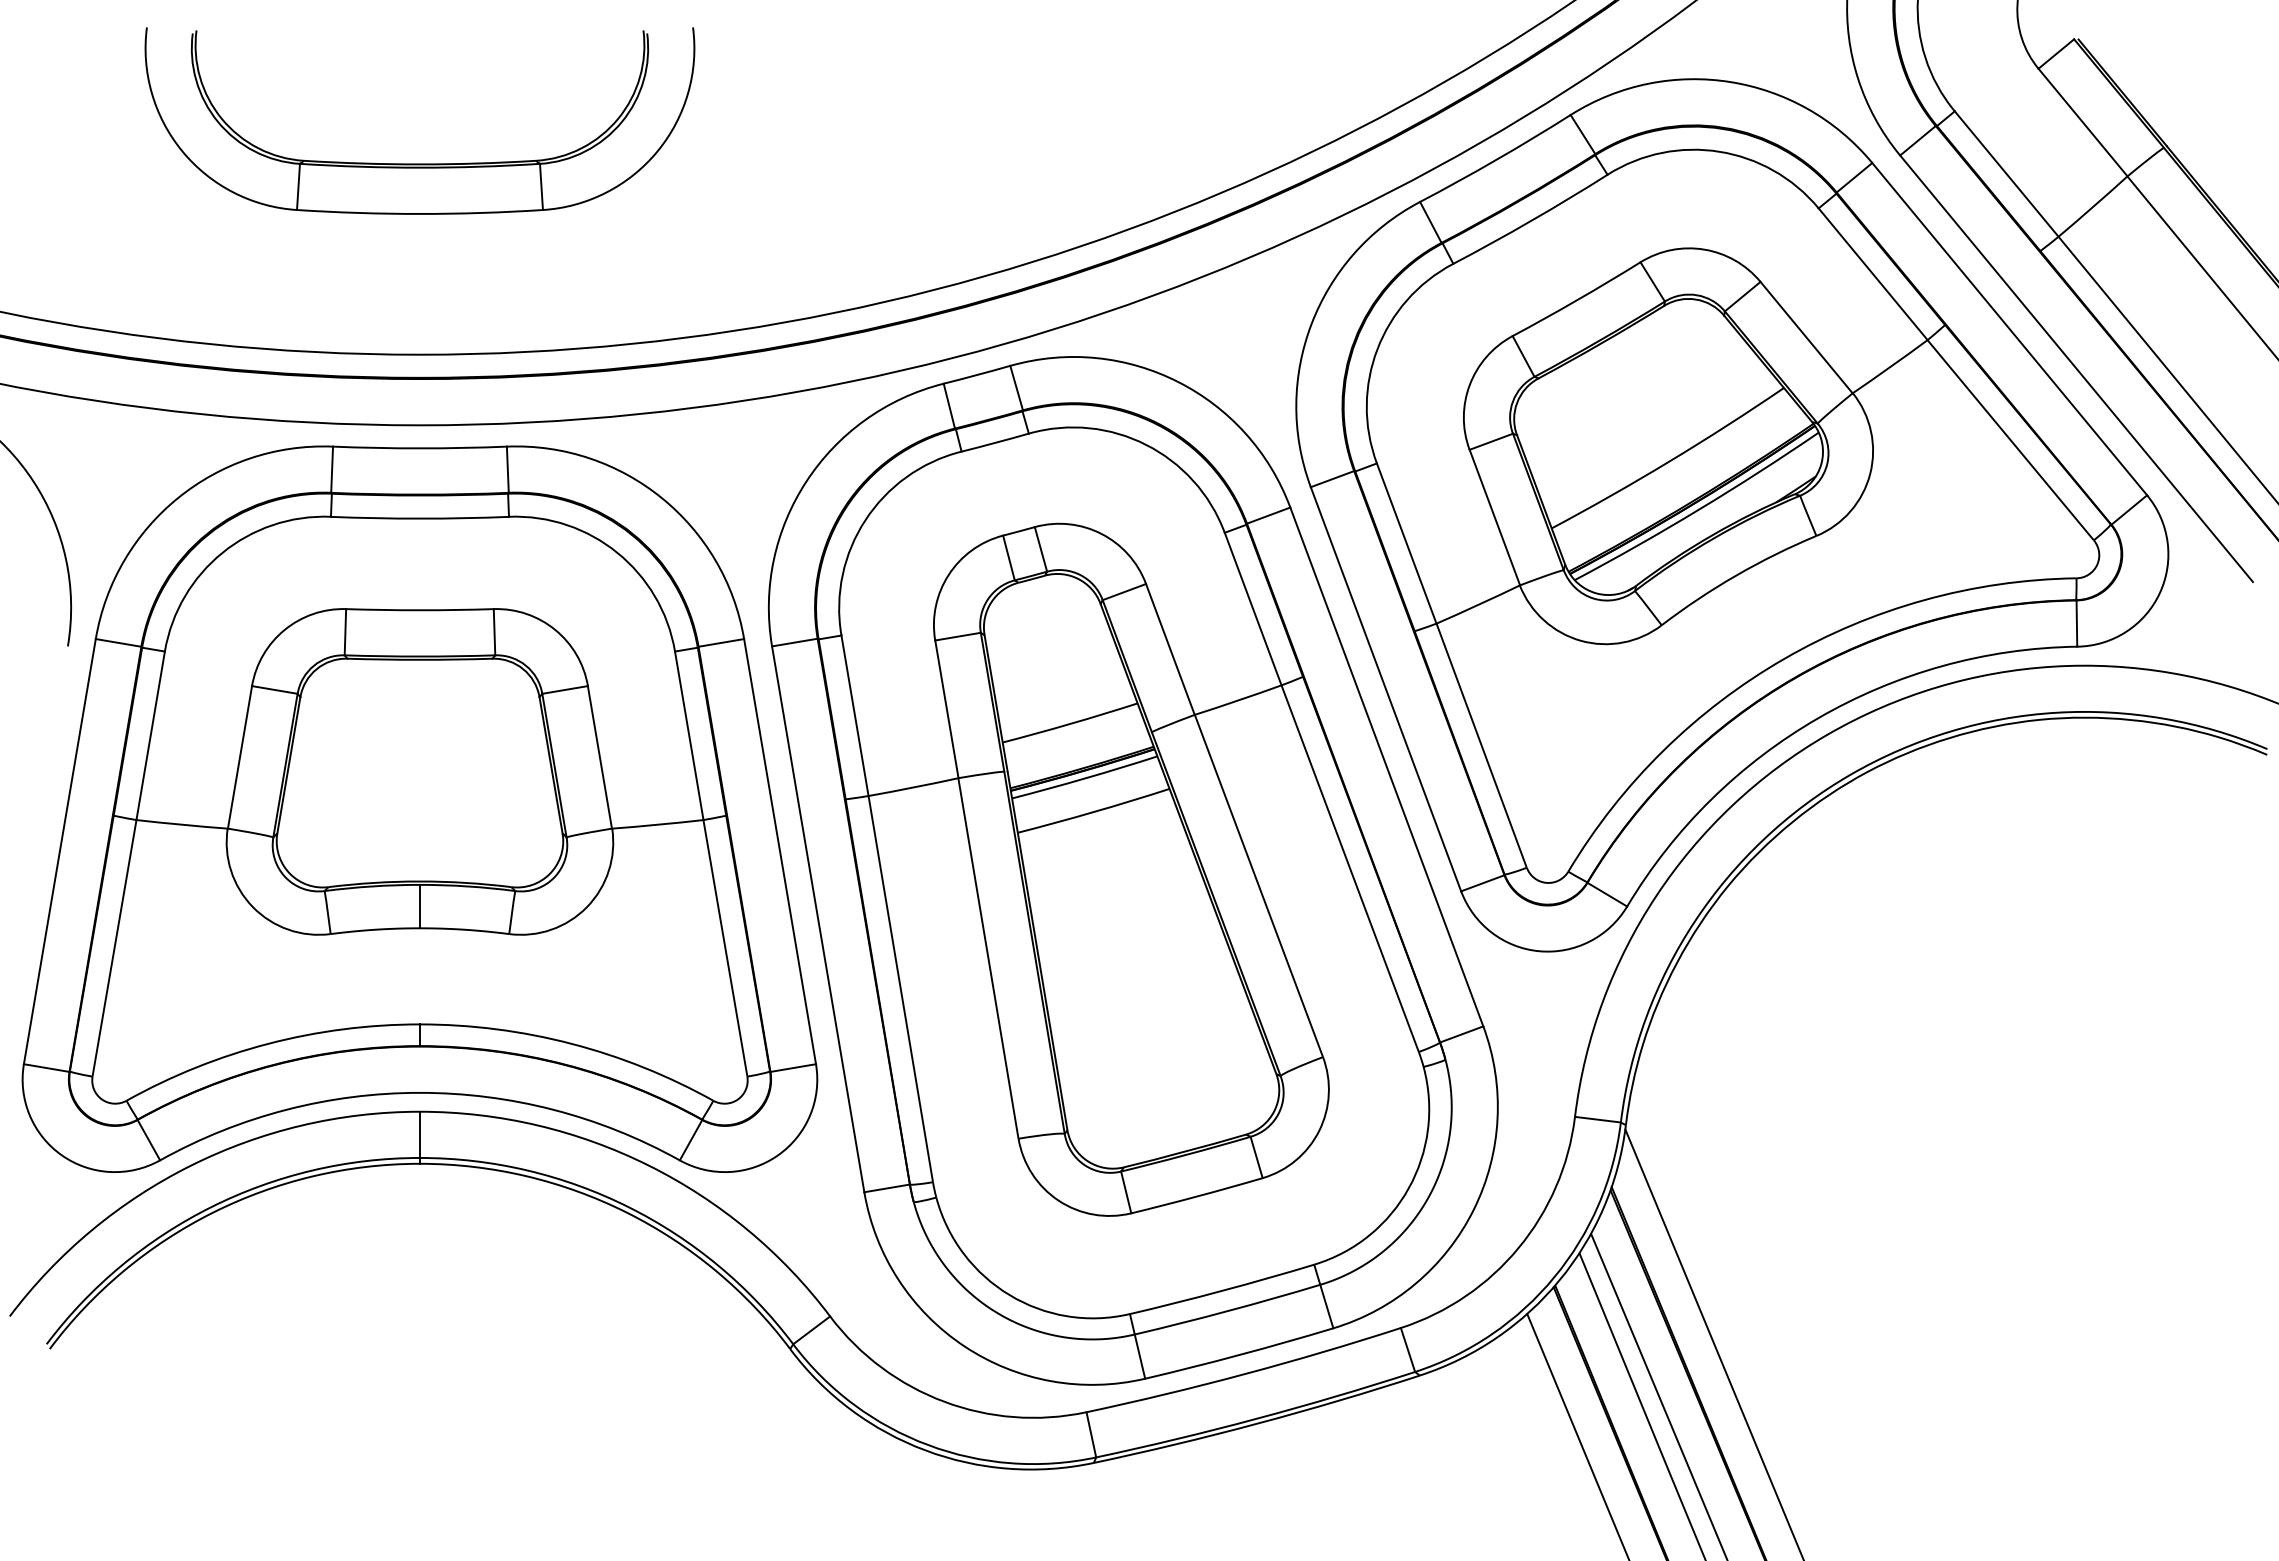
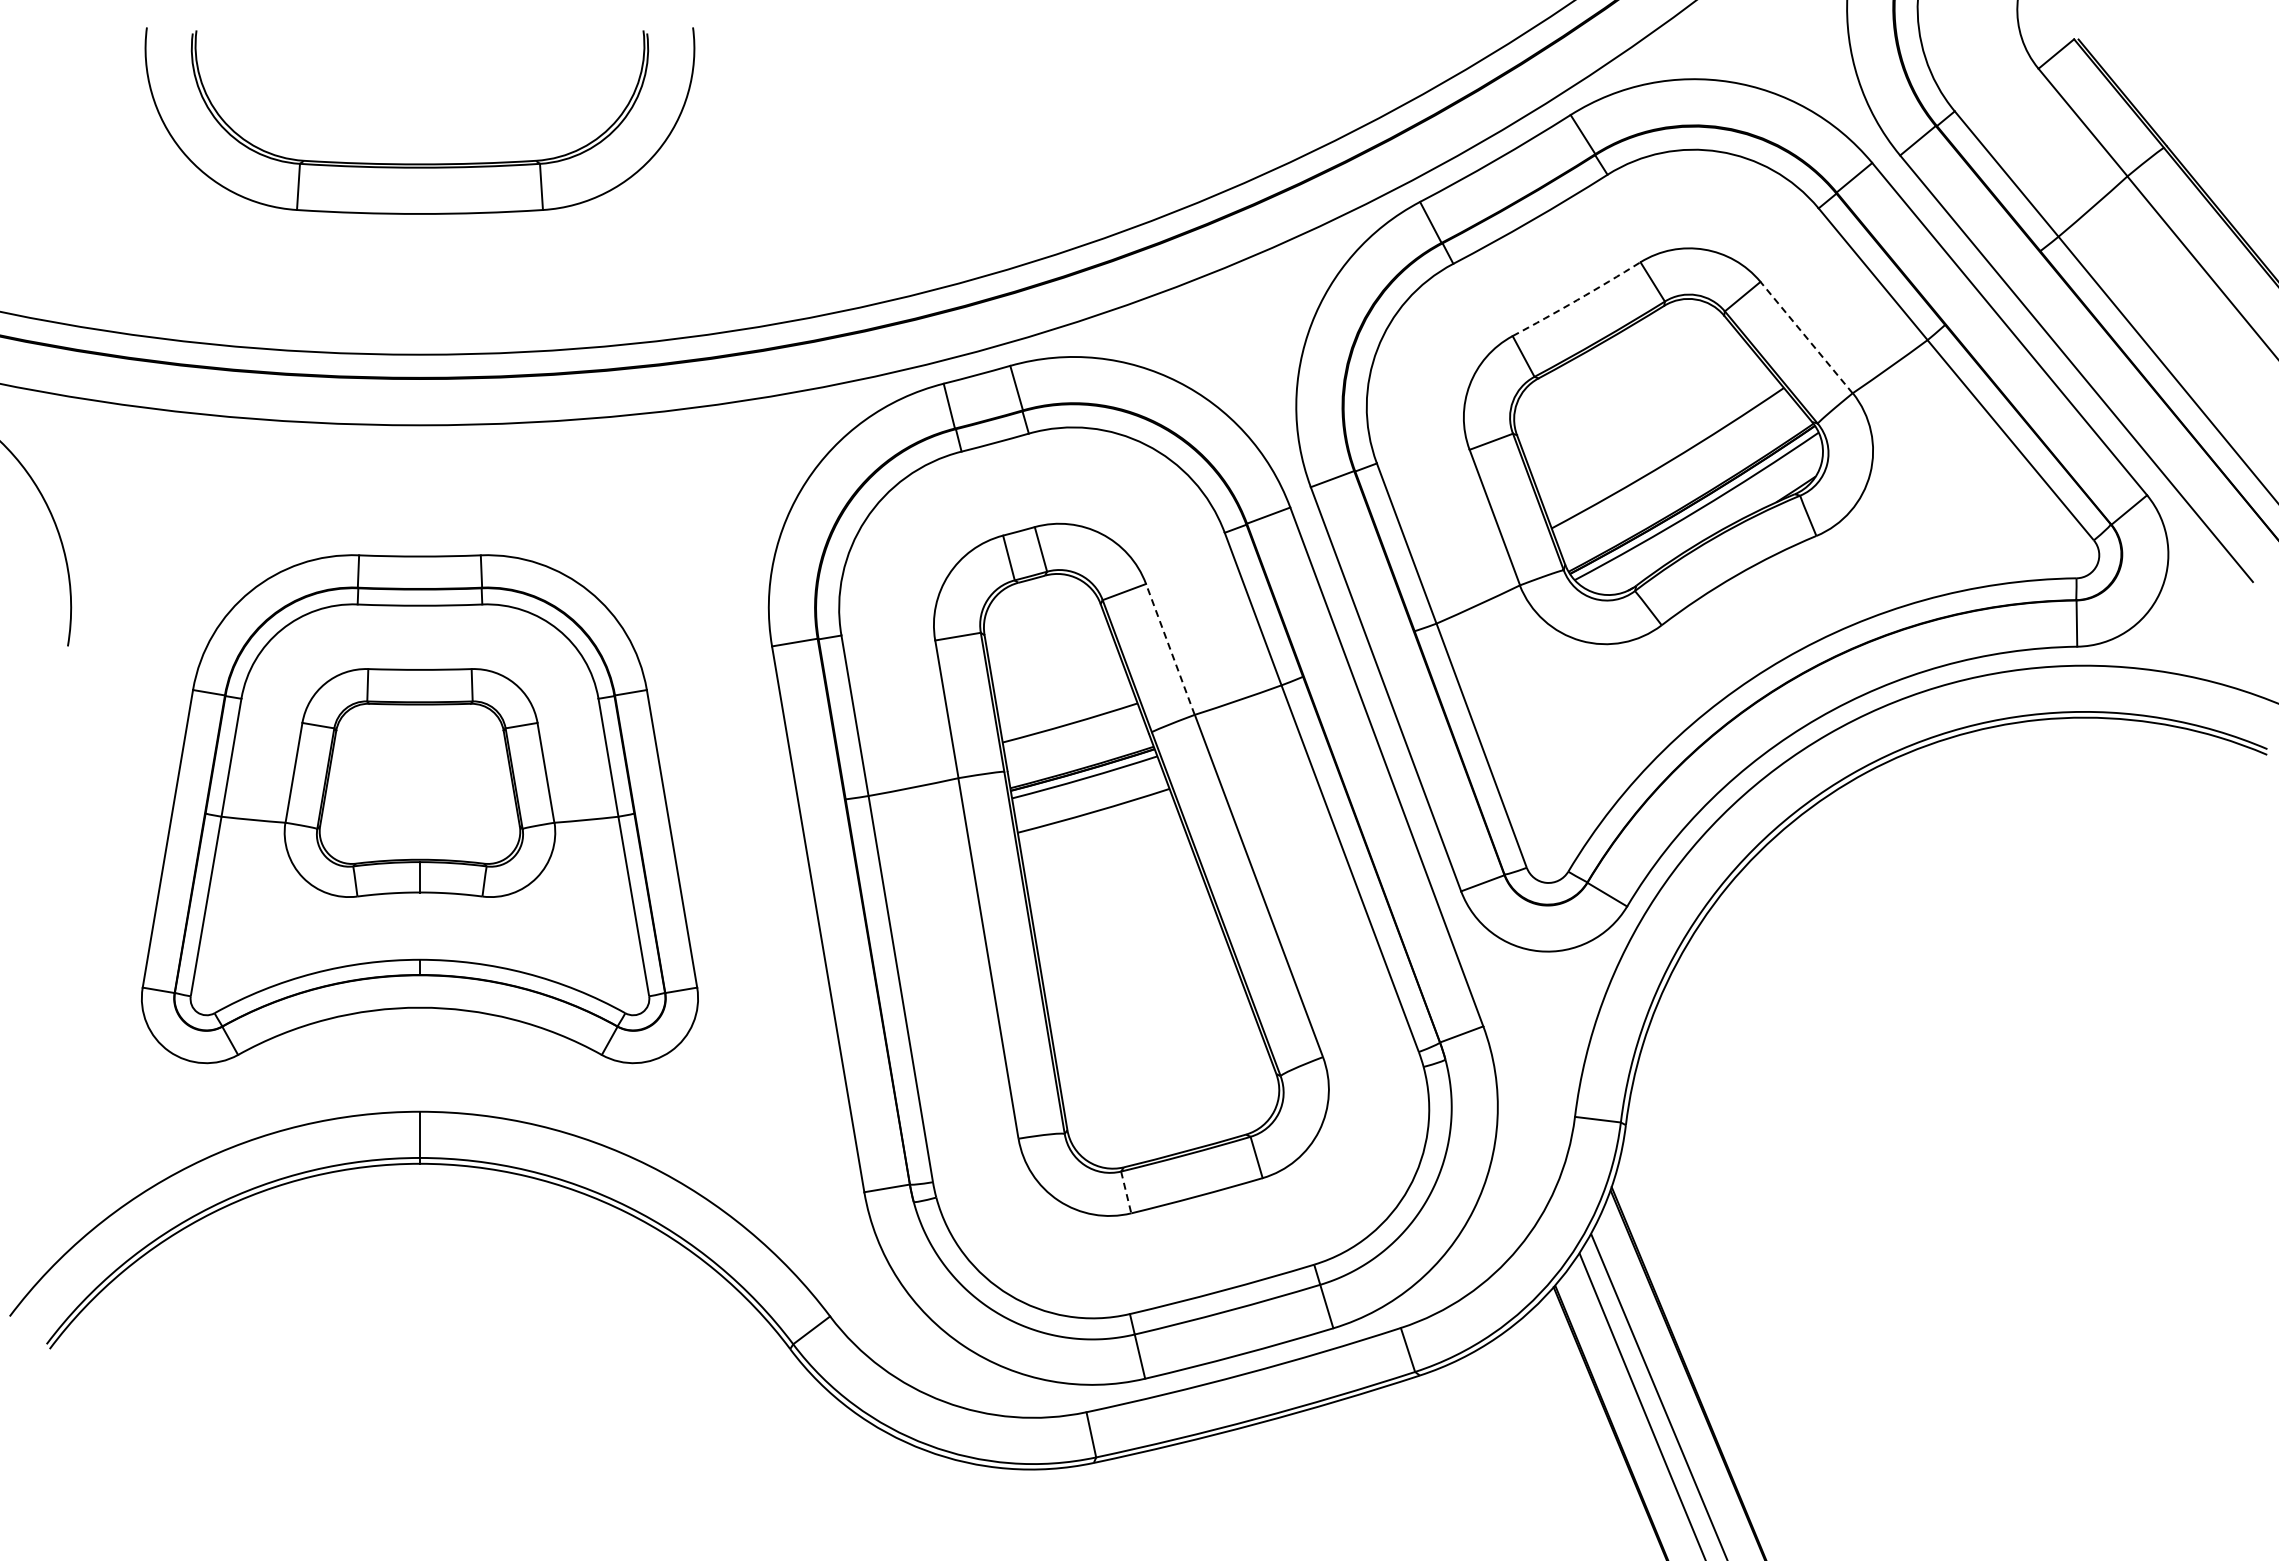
arc: solid -> dashed (1577, 300)
line: solid -> dashed (1806, 337)
line: solid -> dashed (1170, 649)
part size: 798x728 px -> 558x511 px (419, 809)
line: solid -> dashed (1126, 1192)
line: present -> none (1713, 1343)
line: present -> none (1577, 1435)
